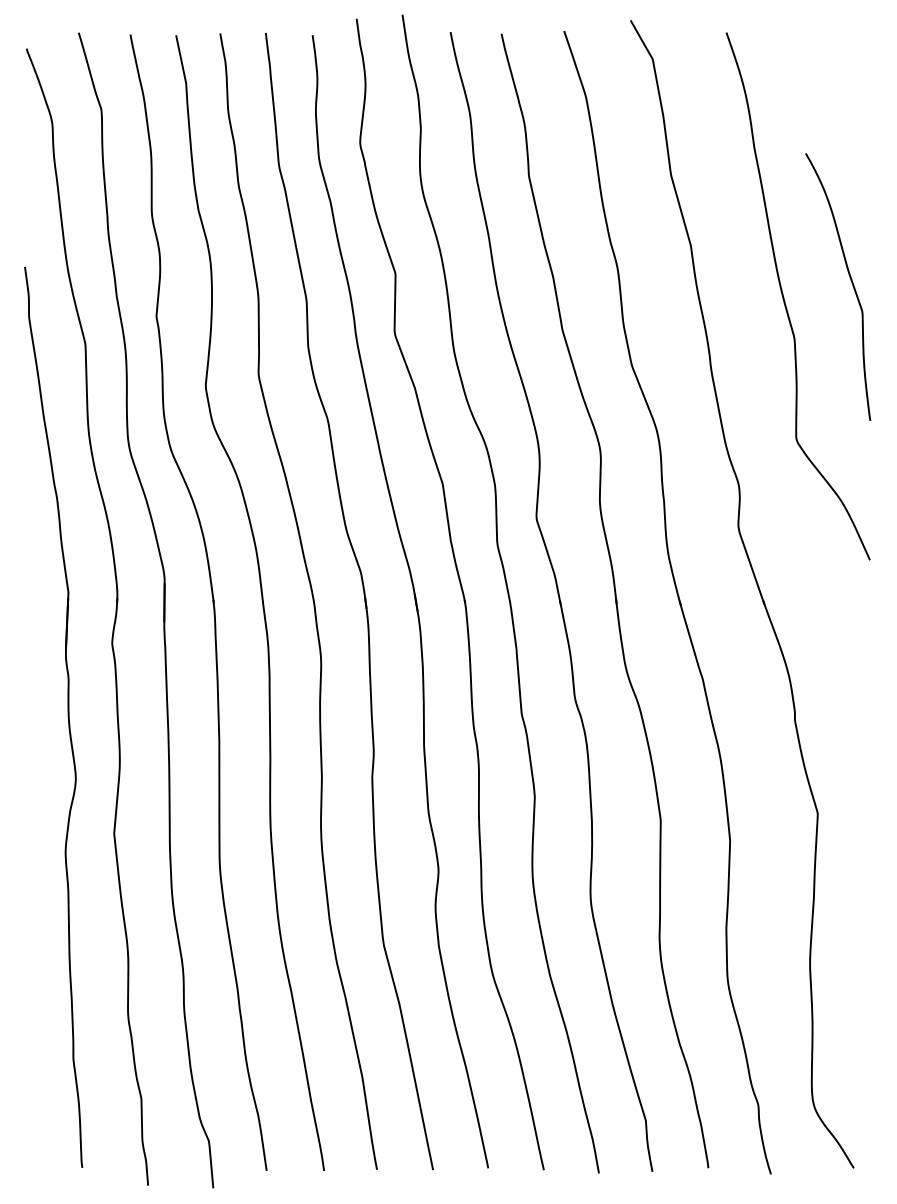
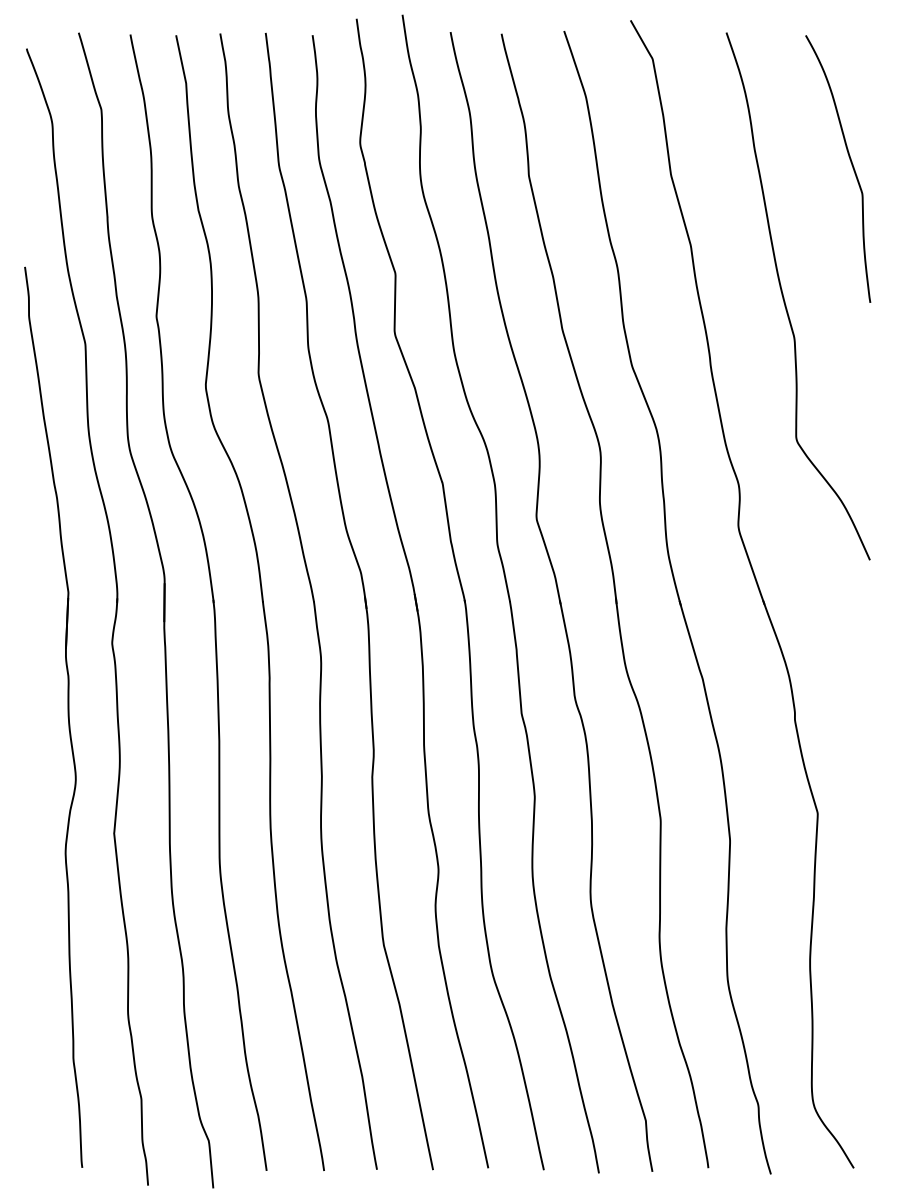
curve position: (851, 283) -> (851, 165) (851, 165)
